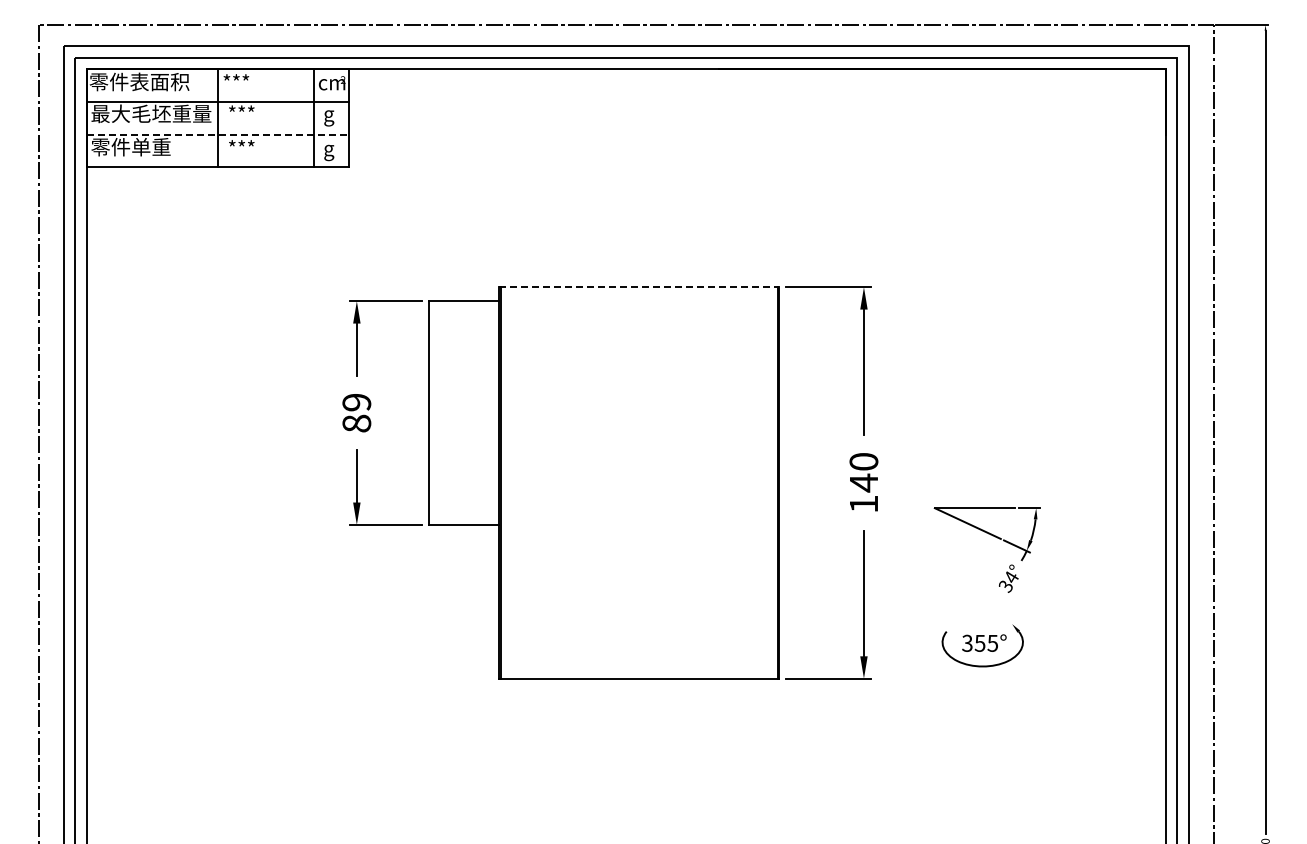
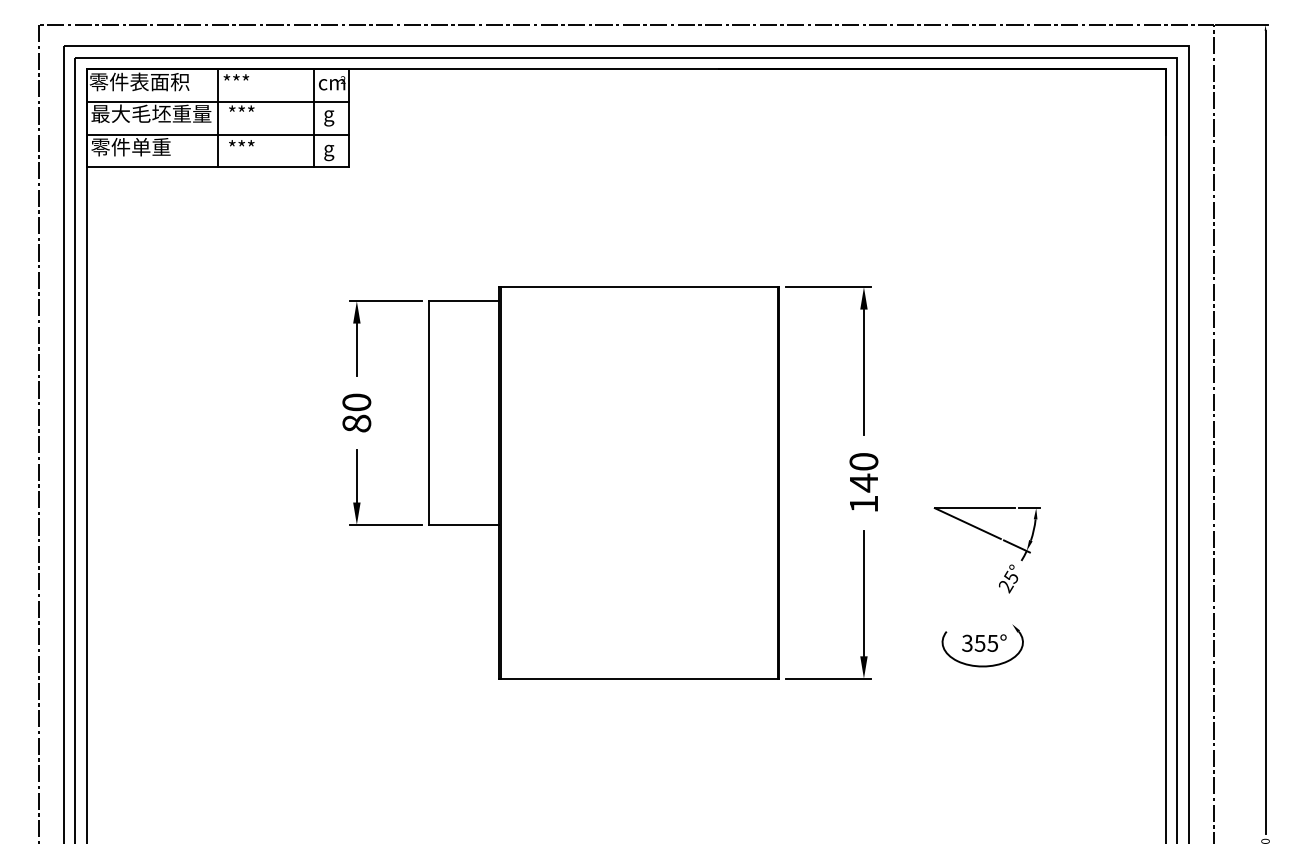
line: dashed -> solid (218, 134)
line: dashed -> solid (639, 287)
text: 89 -> 80 (356, 402)
text: 34° -> 25° (1008, 581)
